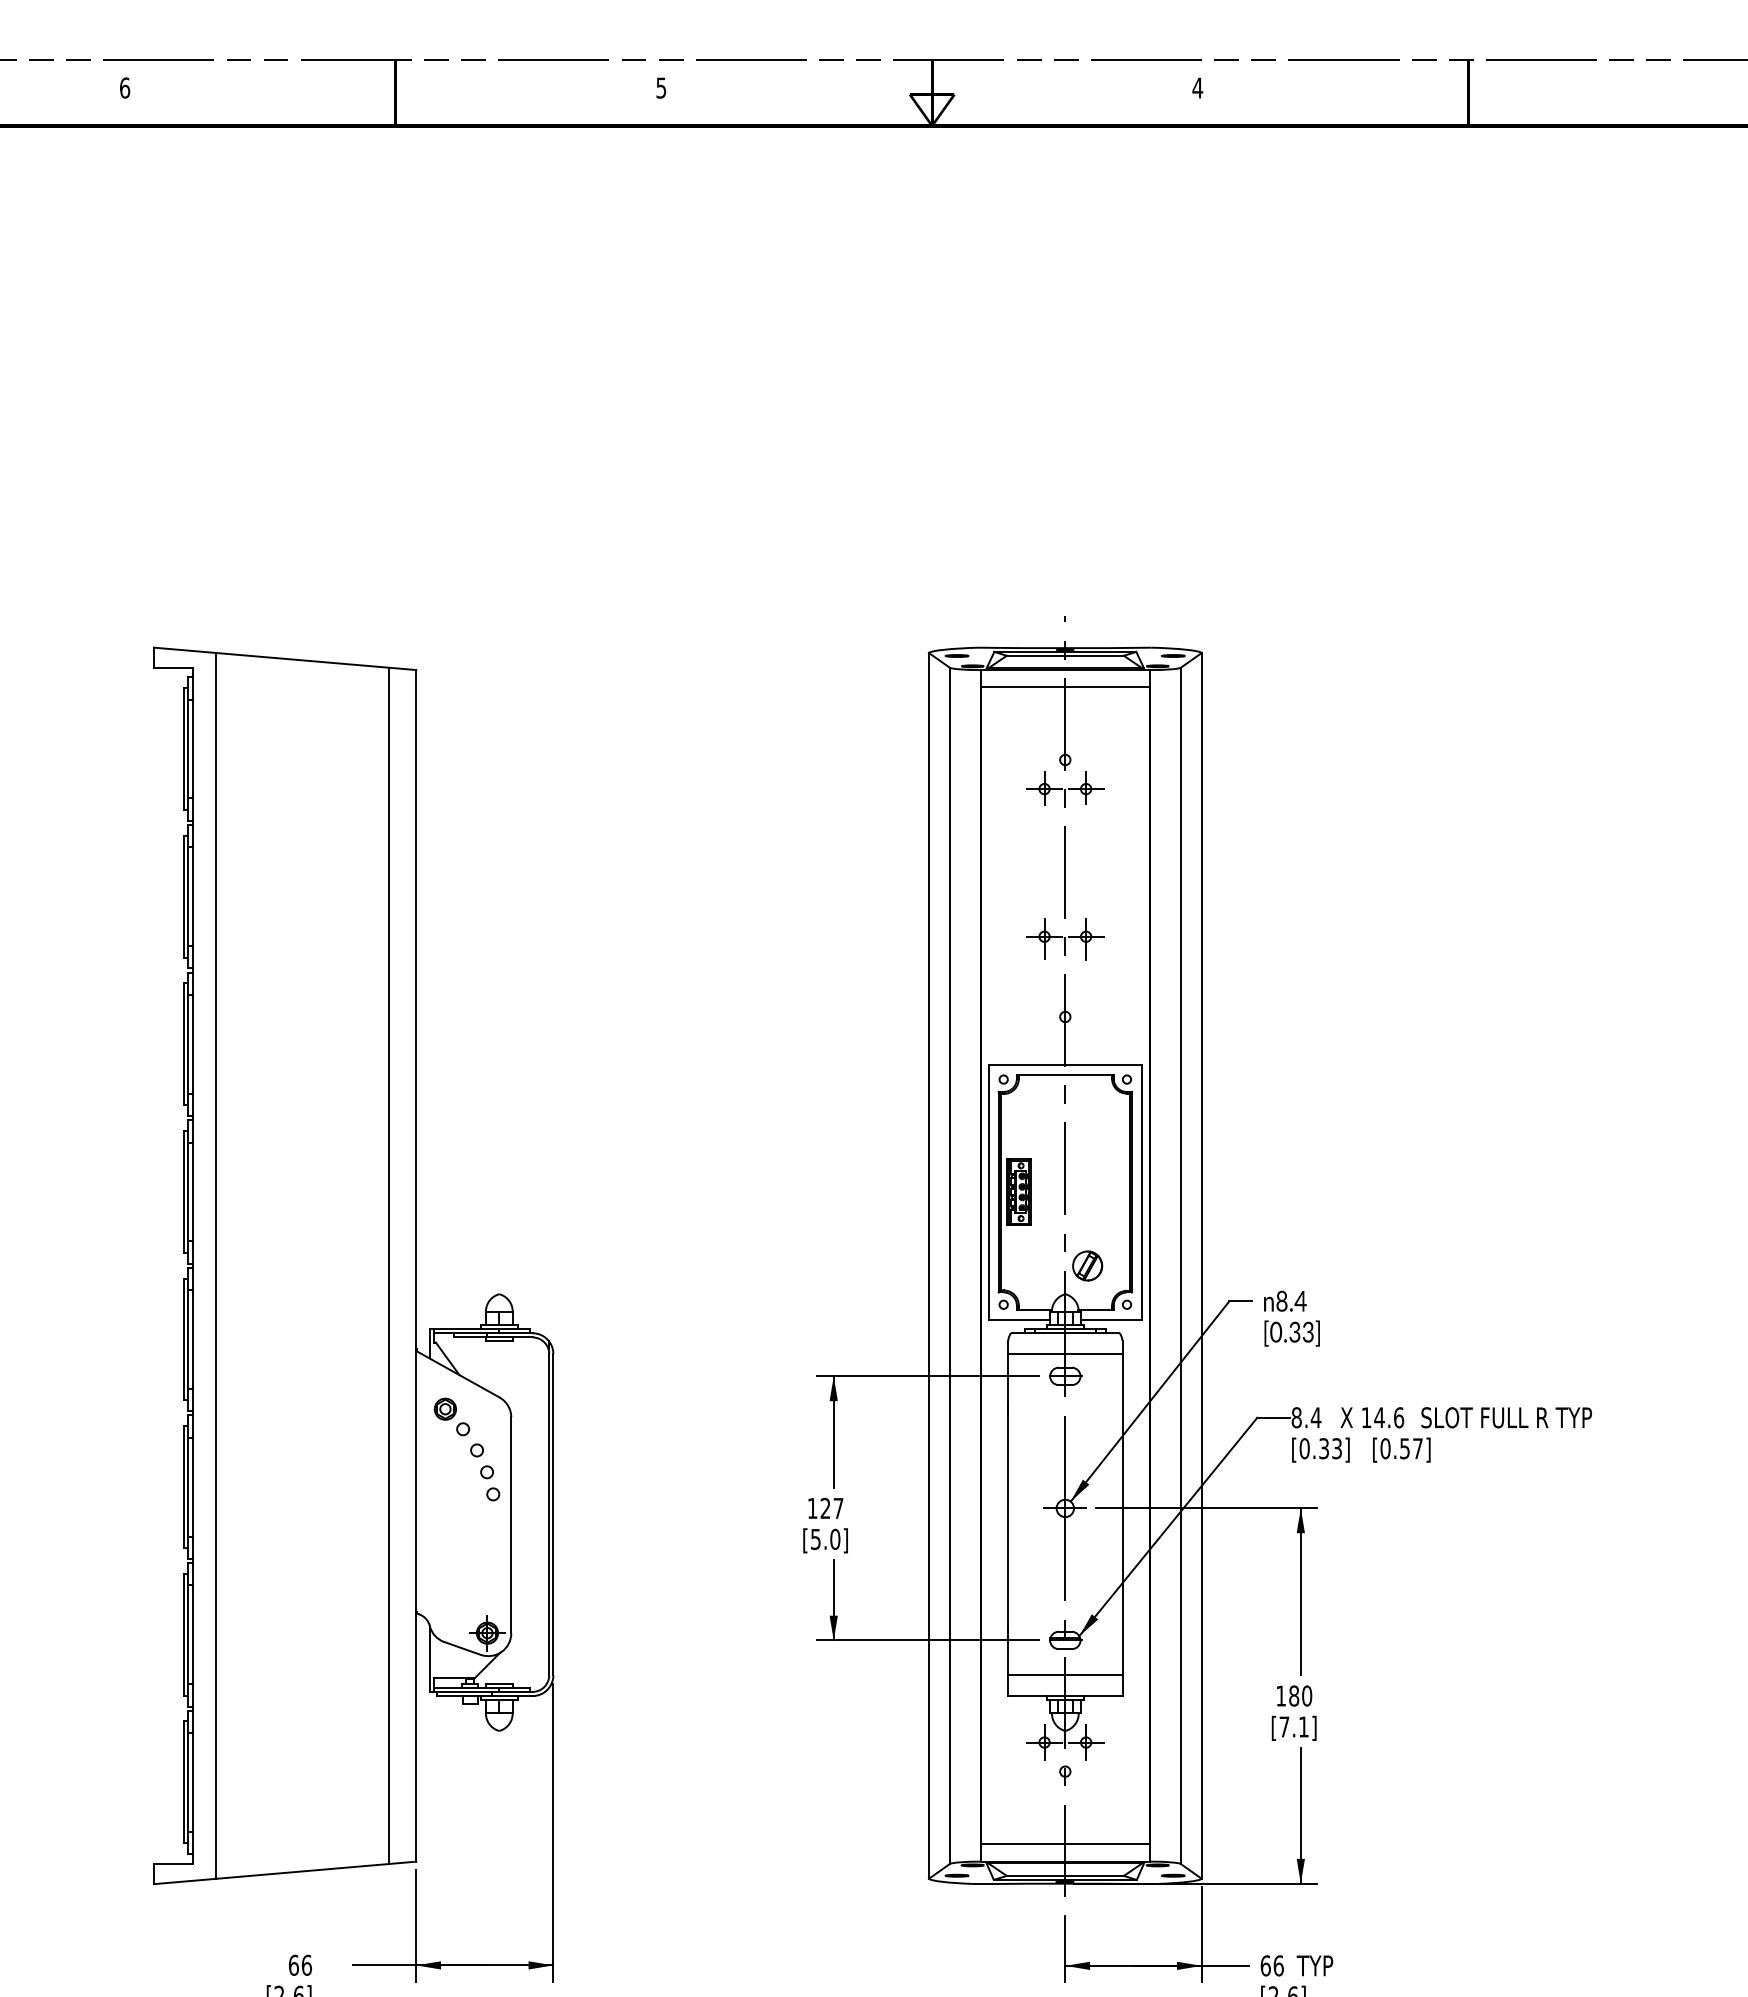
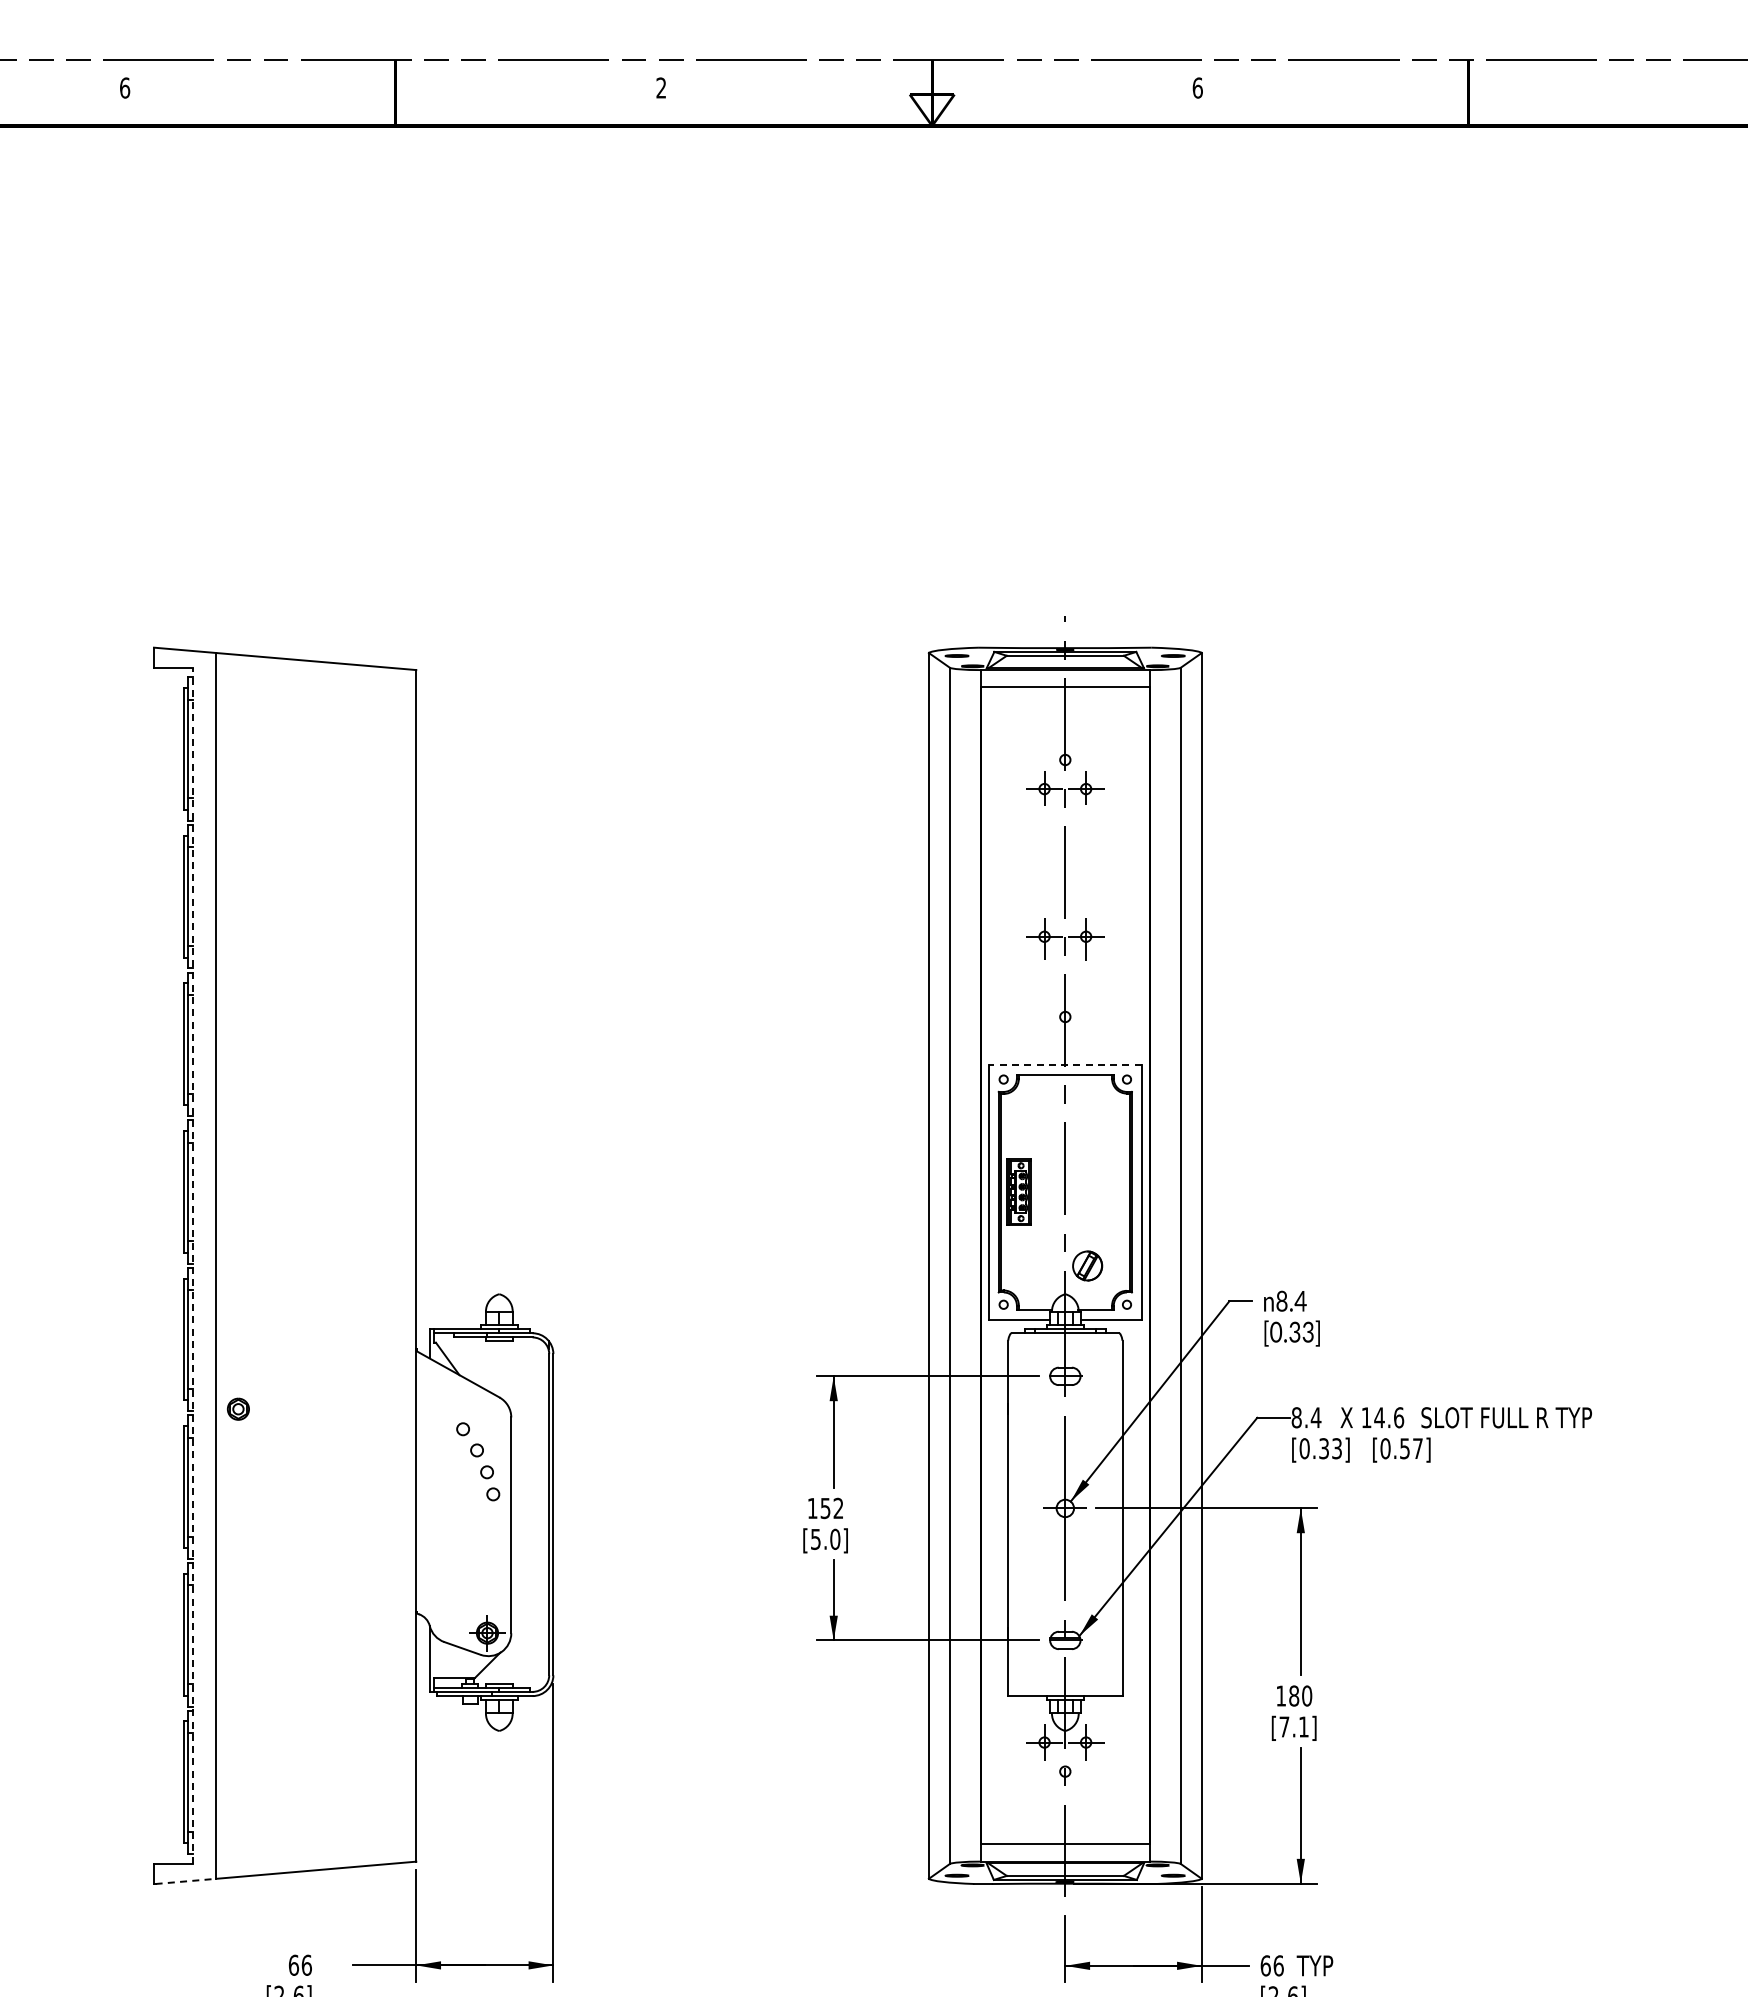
text: 5 -> 2 (661, 87)
text: 4 -> 6 (1197, 87)
line: solid -> dashed (1064, 1064)
line: solid -> dashed (192, 1265)
line: present -> none (388, 1265)
line: present -> none (1065, 1354)
part position: (445, 1408) -> (238, 1408) (238, 1408)
text: 127 -> 152 (831, 1508)
line: present -> none (1065, 1675)
line: solid -> dashed (186, 1881)
